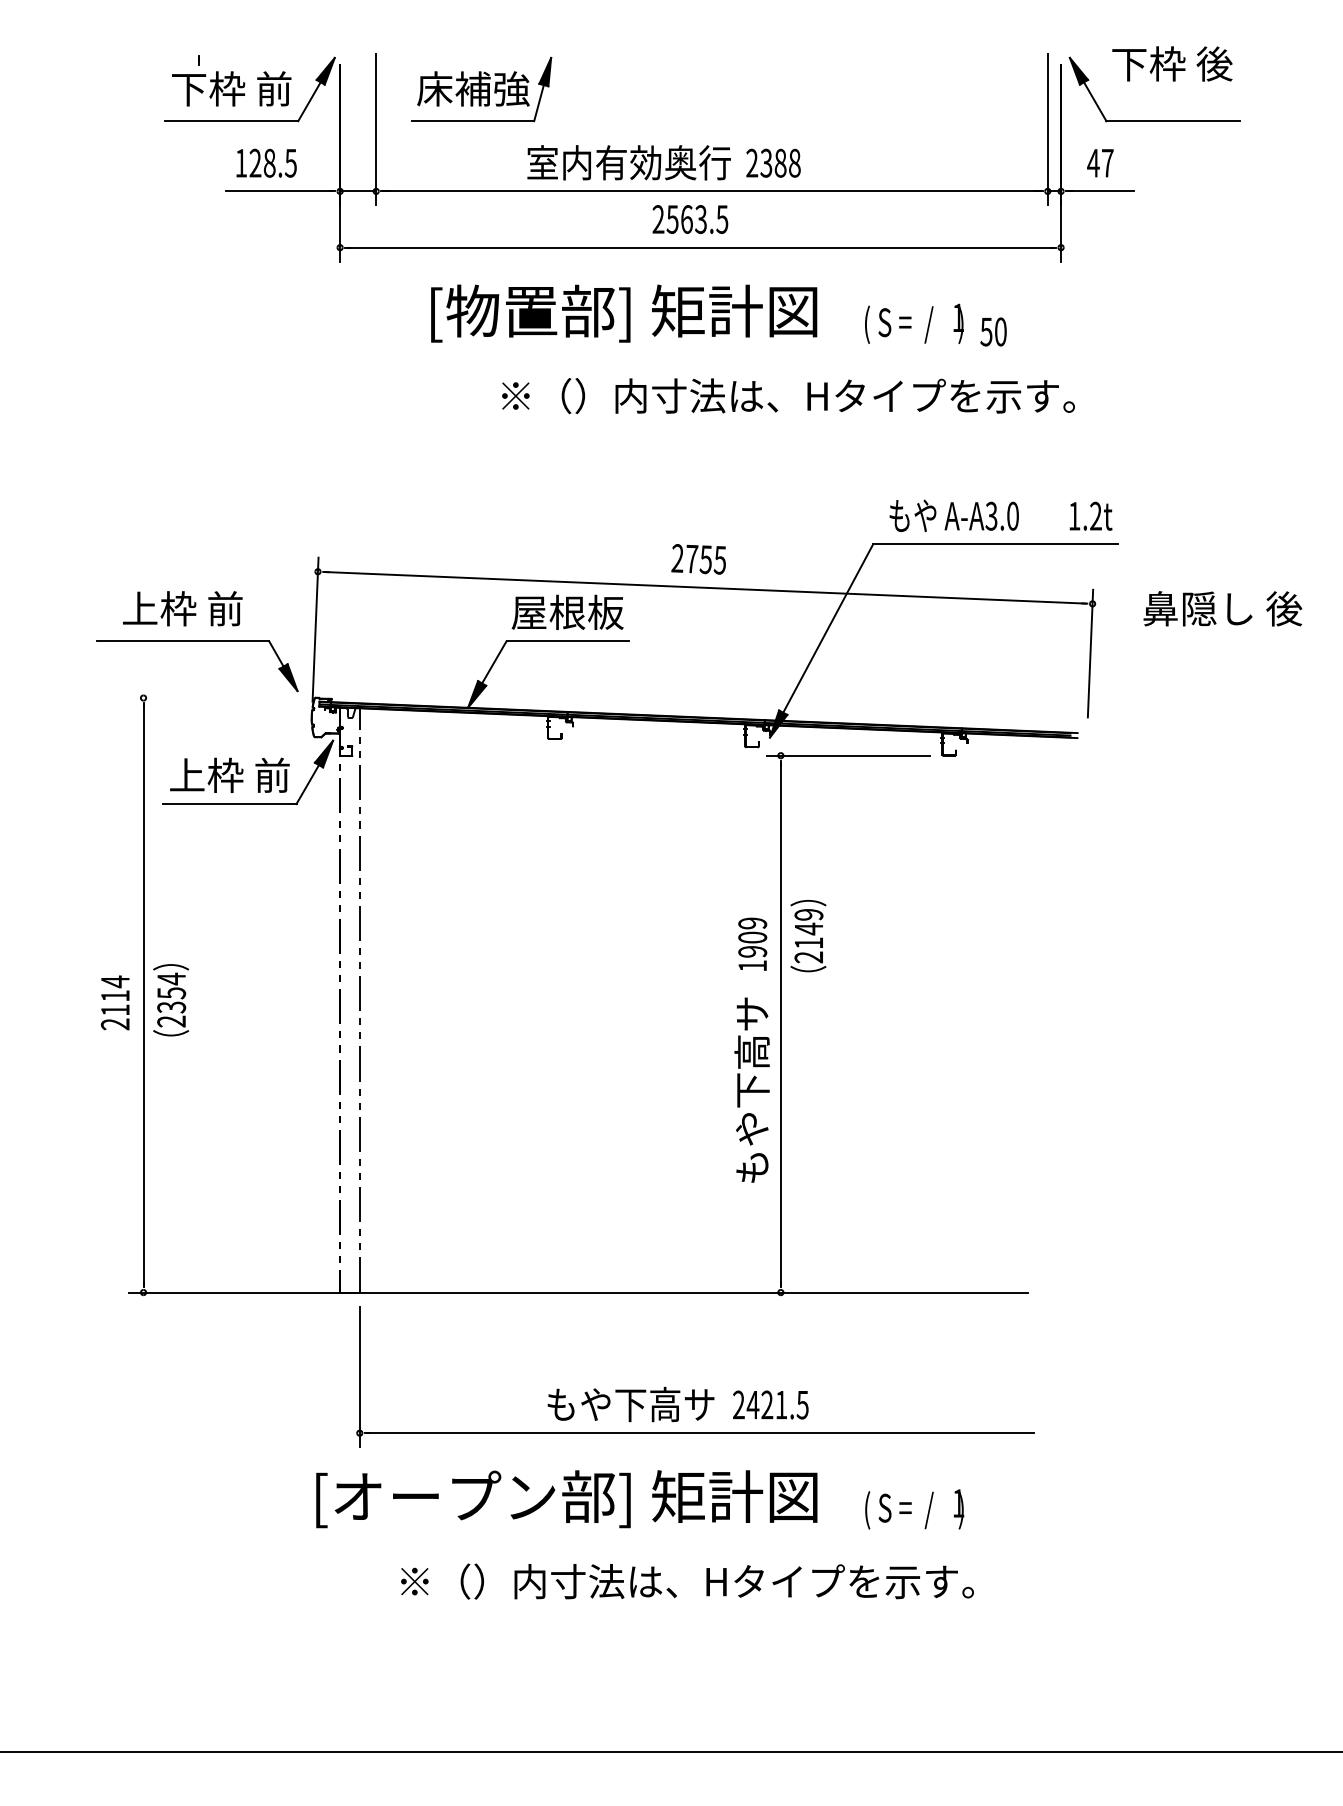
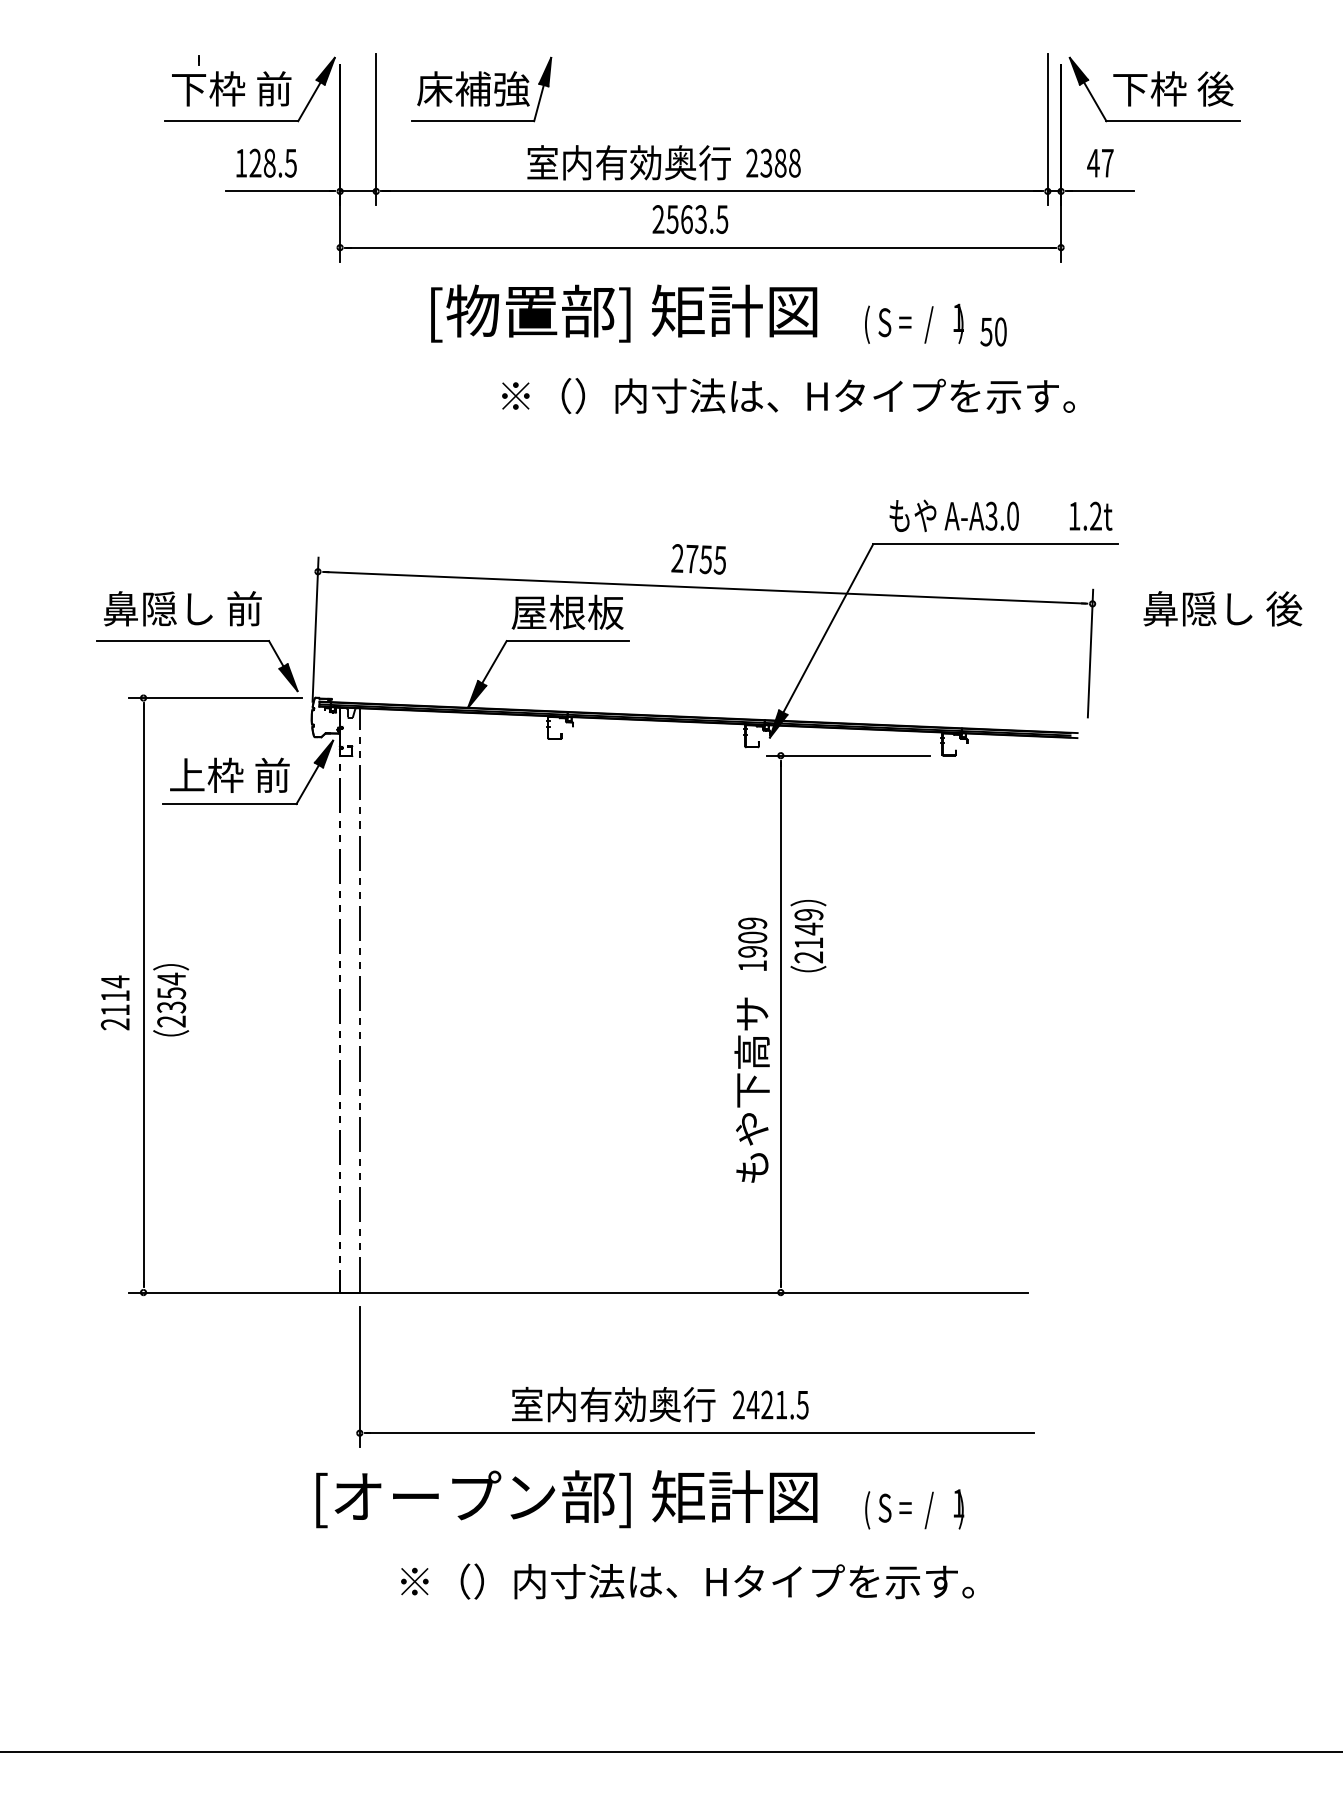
text position: (1172, 63) -> (1173, 88) (1173, 88)
text: 上枠 前 -> 鼻隠し 前 (182, 608)
line: none -> present (215, 698)
text: もや下高サ -> 室内有効奥行 (613, 1404)
